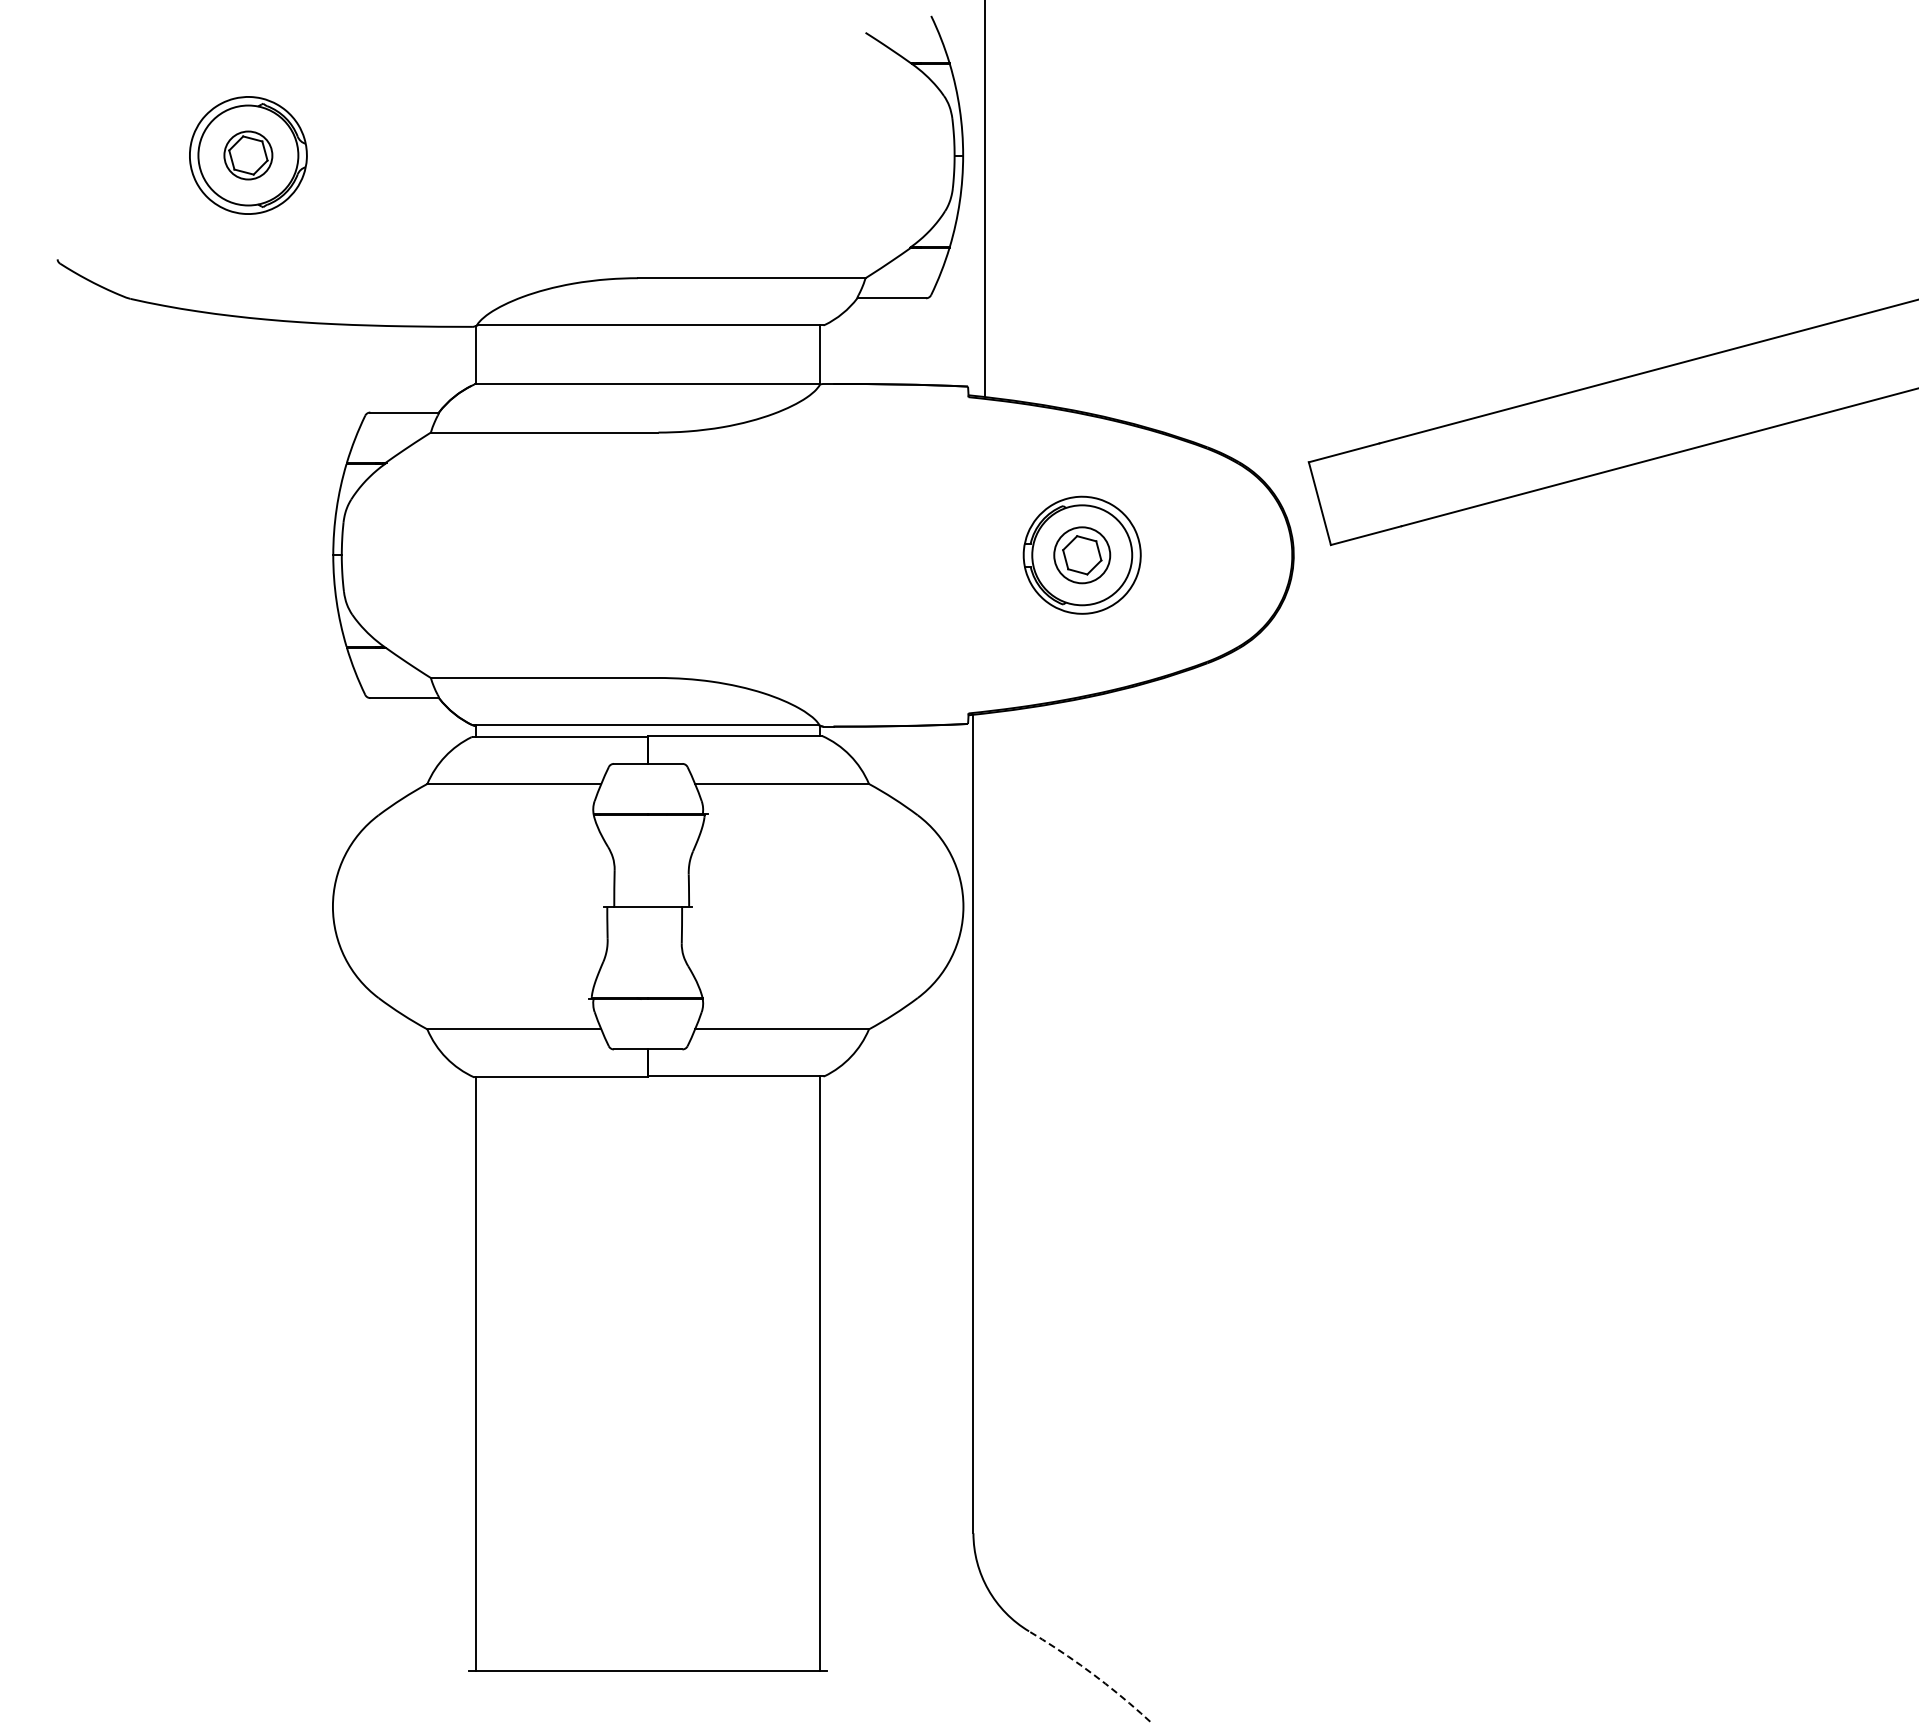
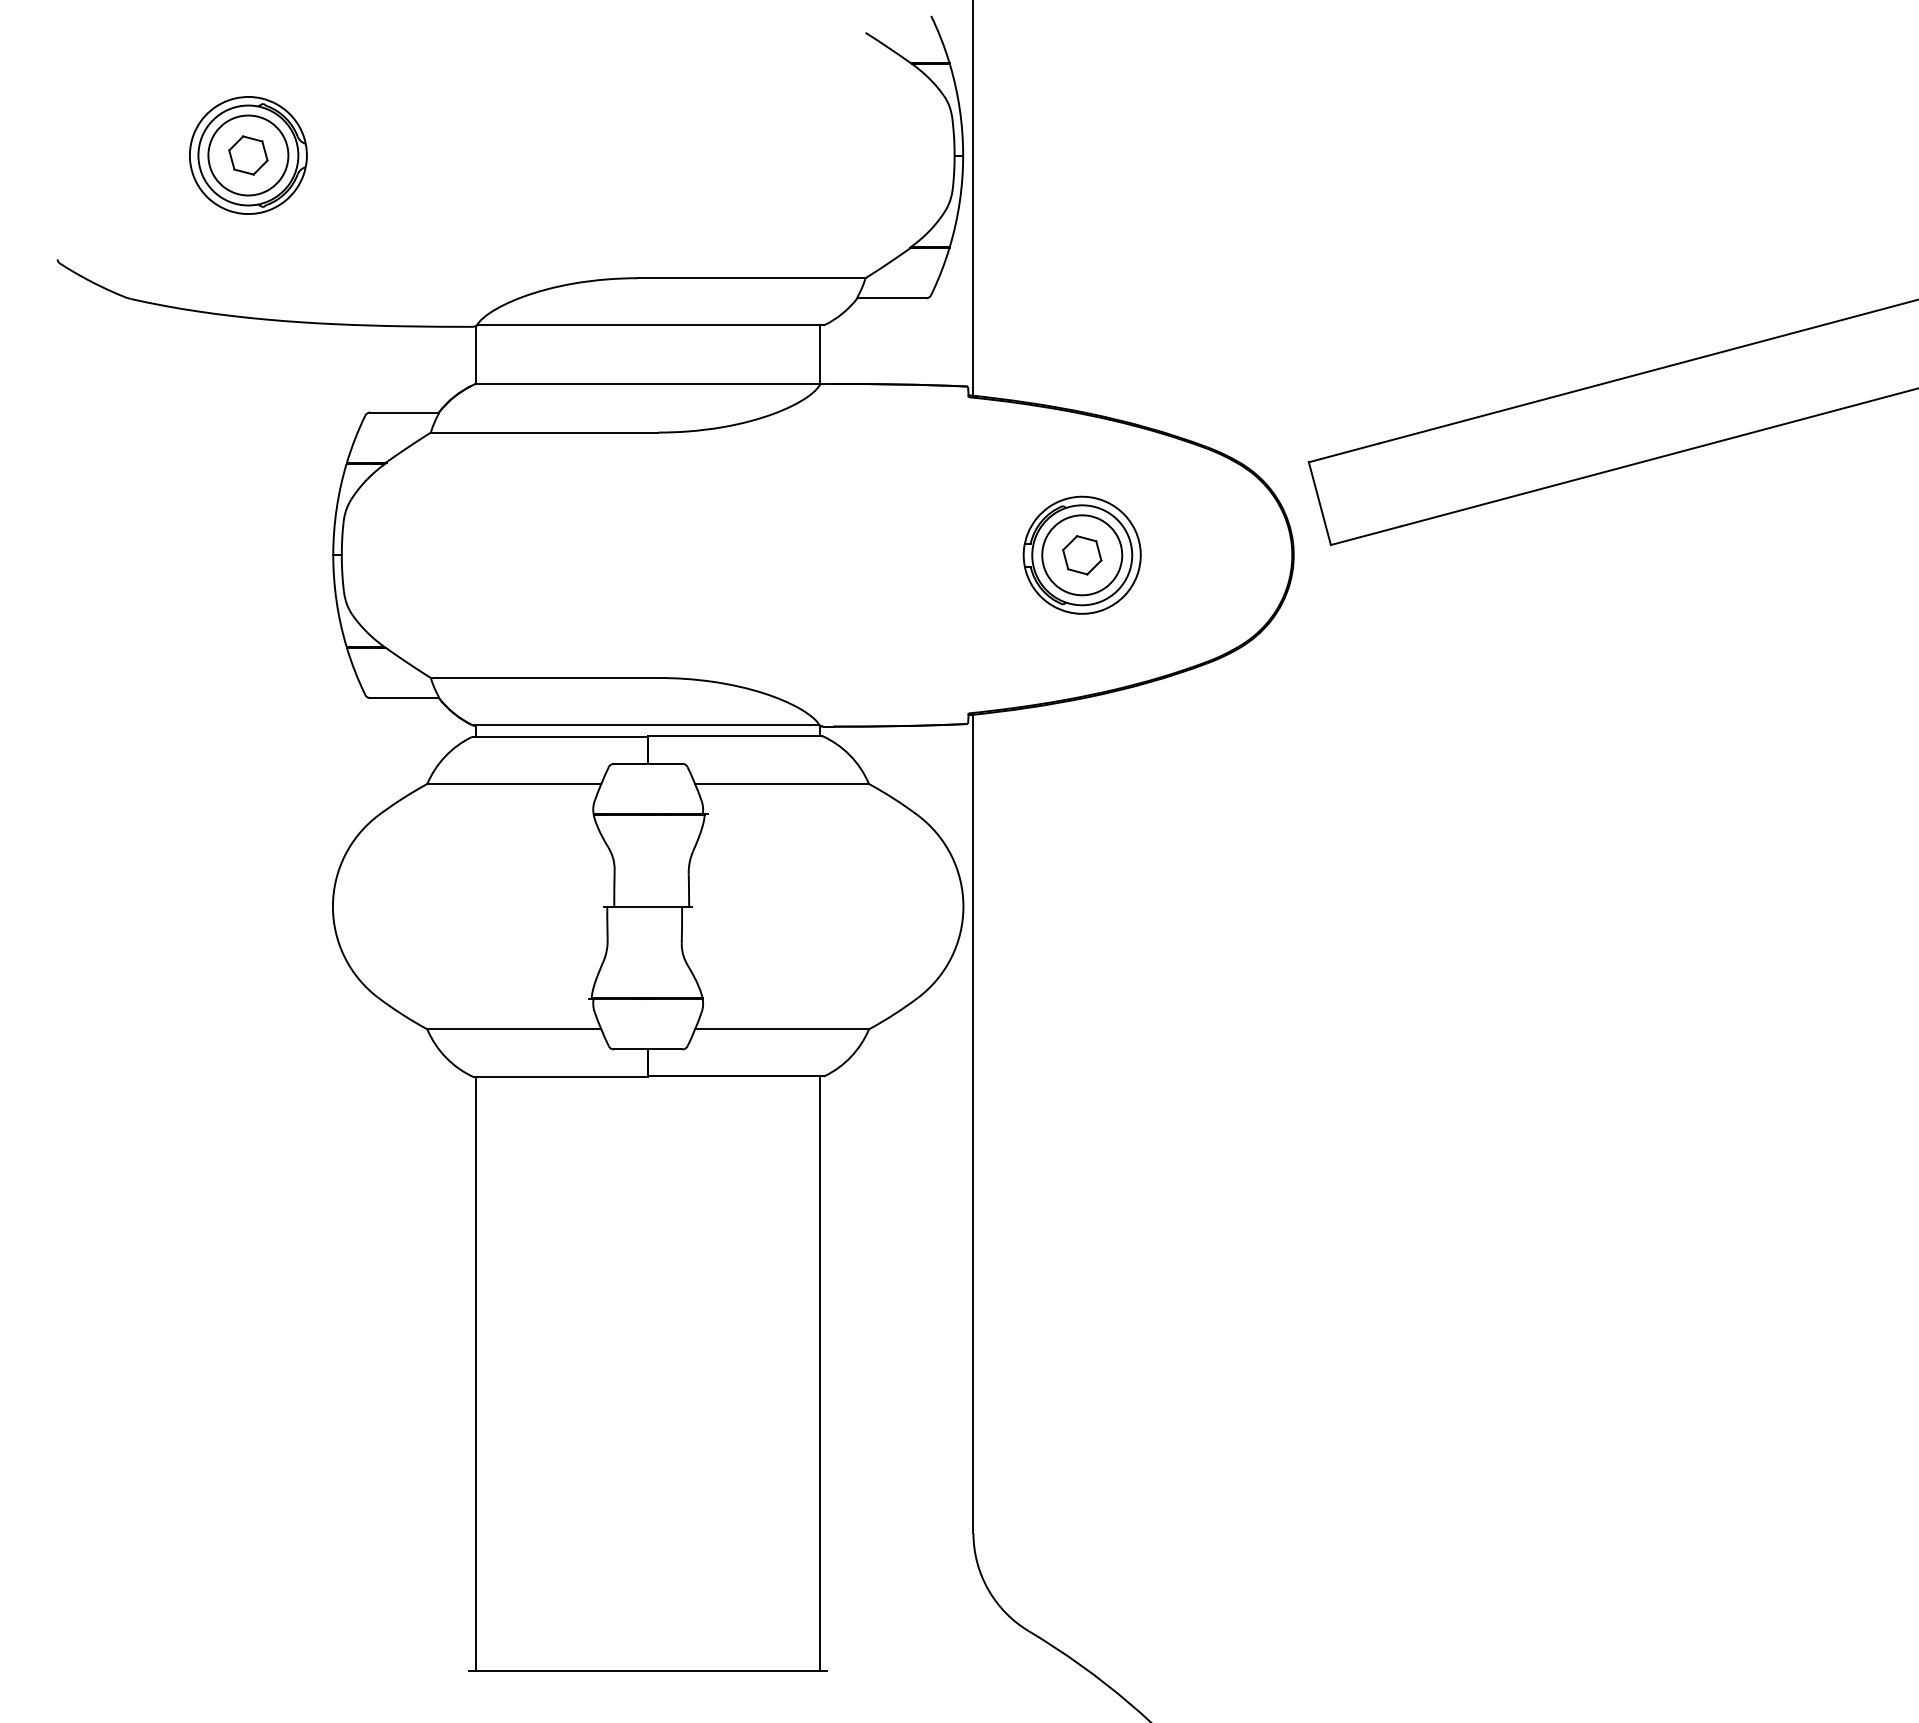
circle diameter: 48 px -> 80 px (248, 155)
line position: (985, 198) -> (973, 198) (973, 198)
circle diameter: 56 px -> 80 px (1082, 555)
arc: dashed -> solid (1093, 1674)
